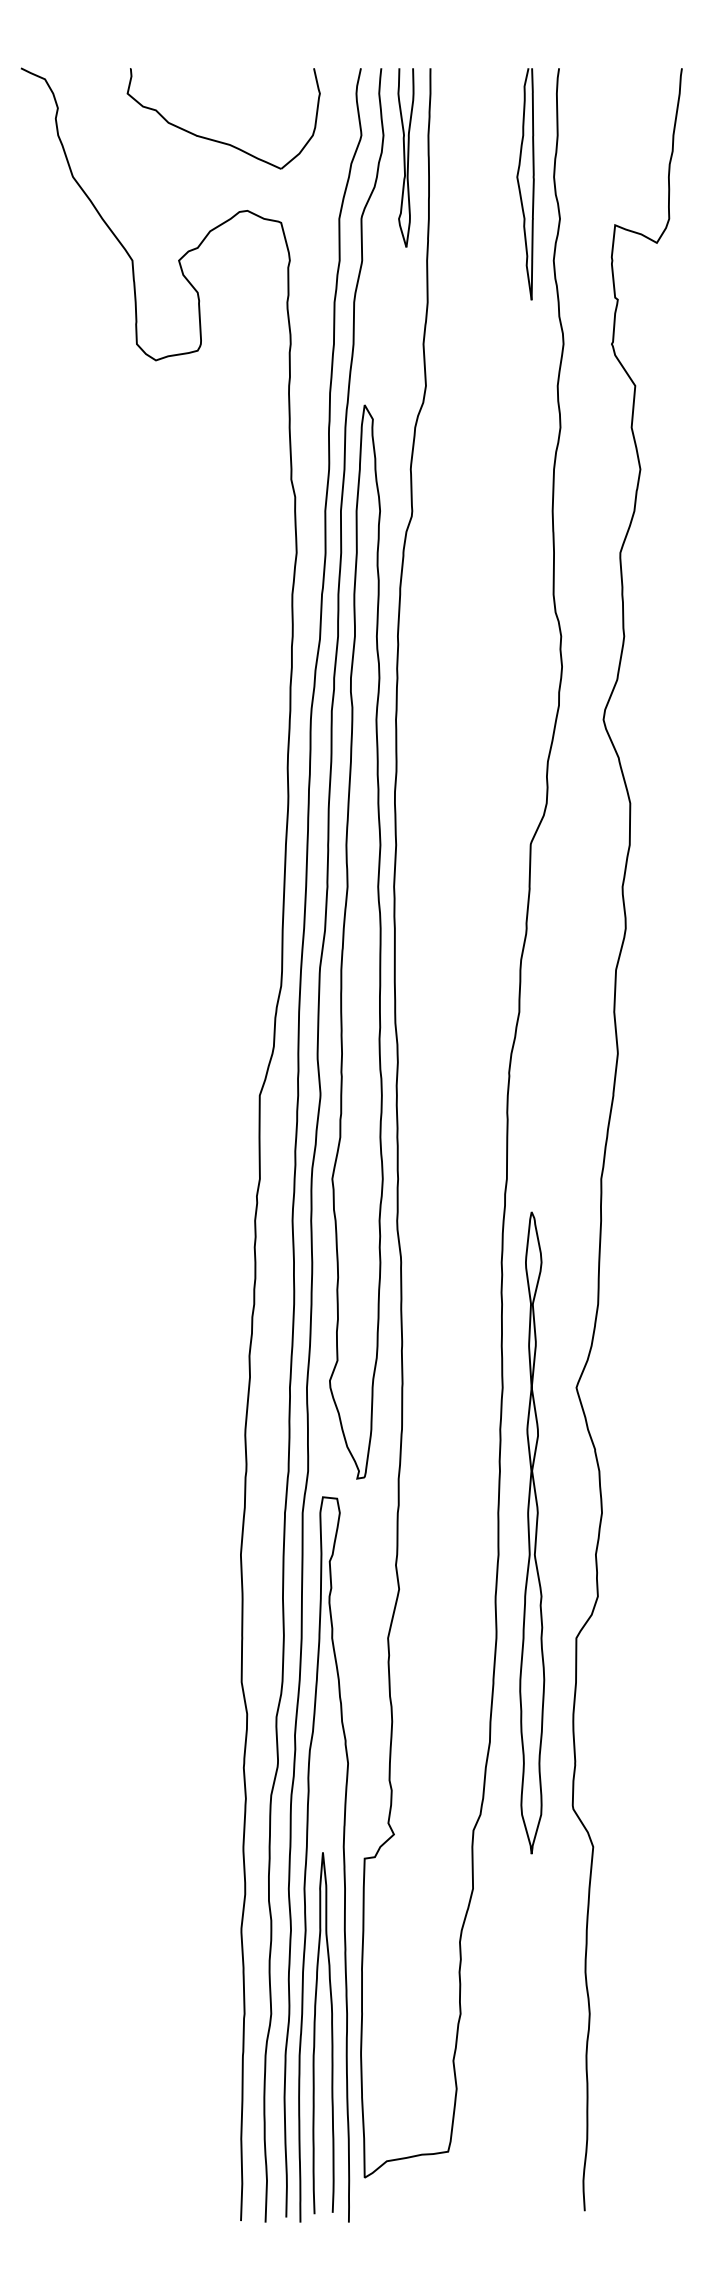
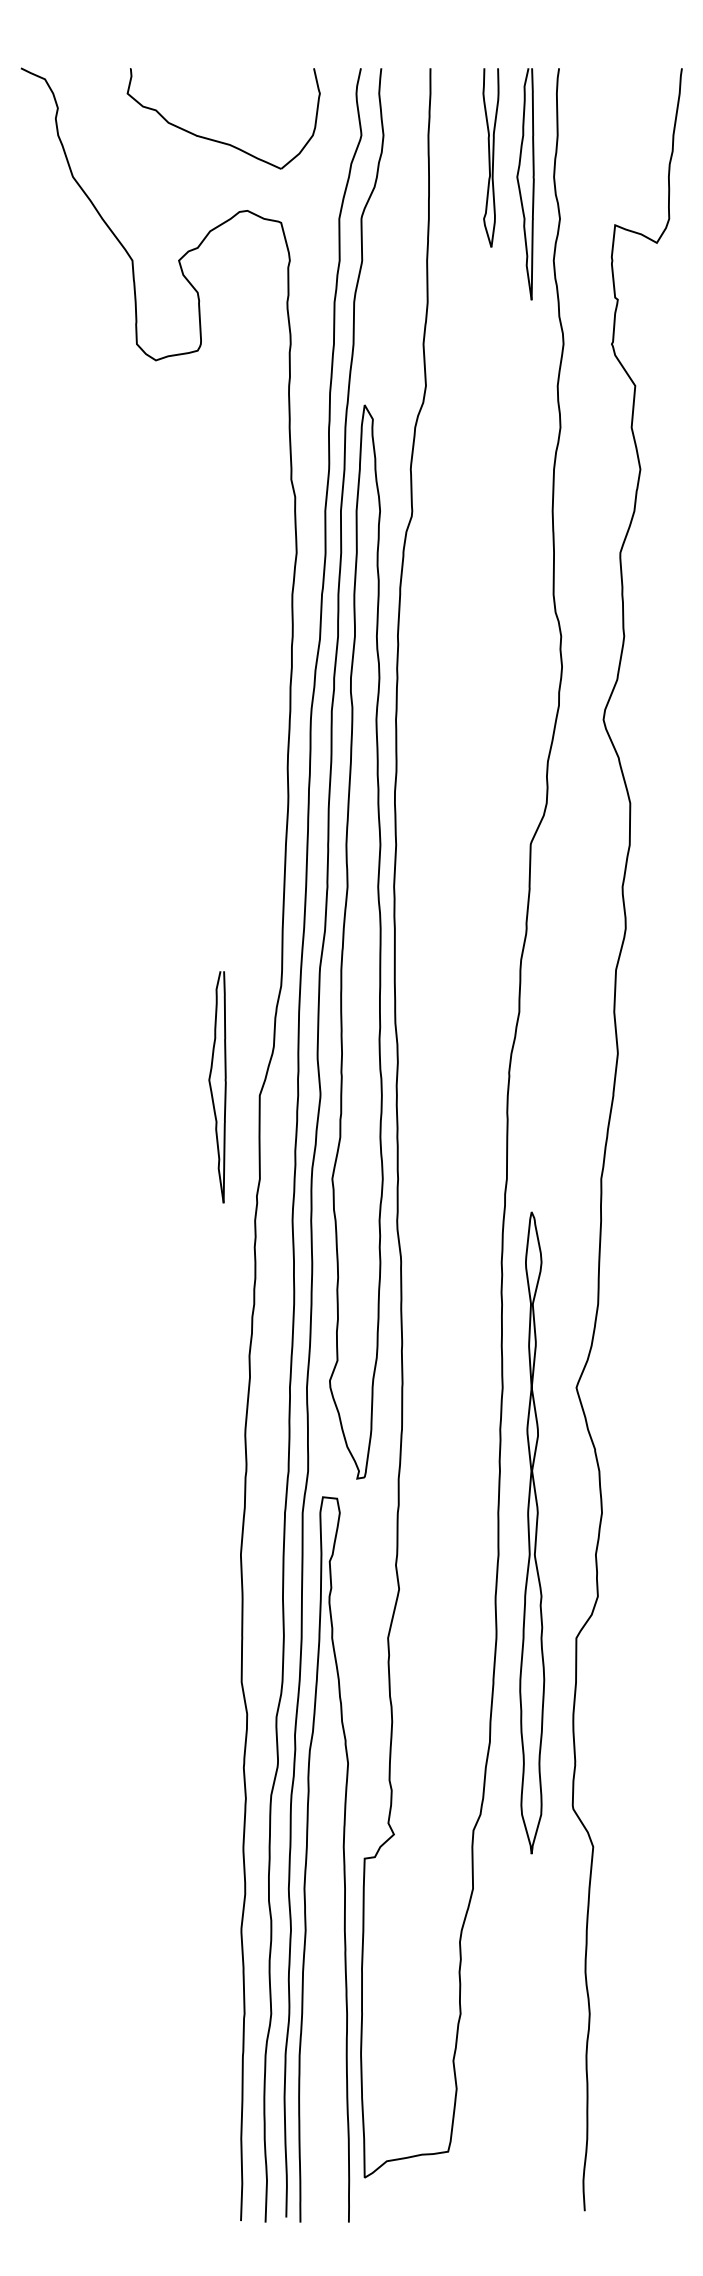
part position: (405, 157) -> (490, 157) (490, 157)
part: none -> present (217, 1087)
curve: present -> none (315, 2033)
